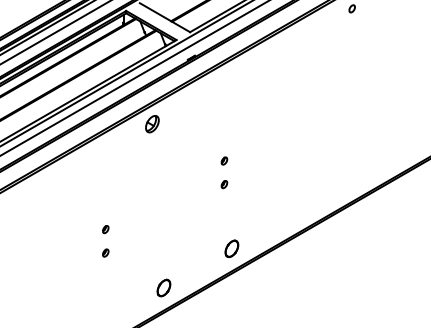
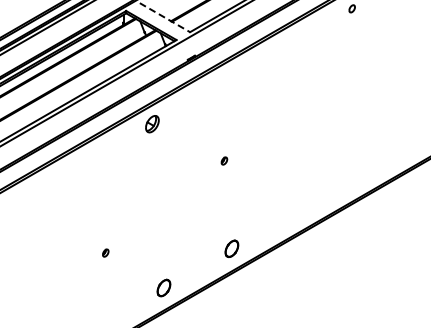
line: solid -> dashed (165, 17)
line: present -> none (55, 32)
line: present -> none (134, 78)
part: present -> none (224, 184)
part: present -> none (105, 229)
